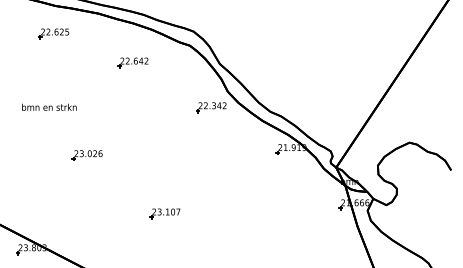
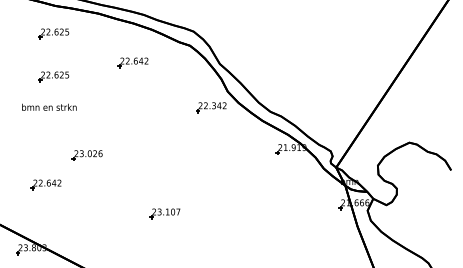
part: none -> present (53, 76)
part: none -> present (45, 184)
